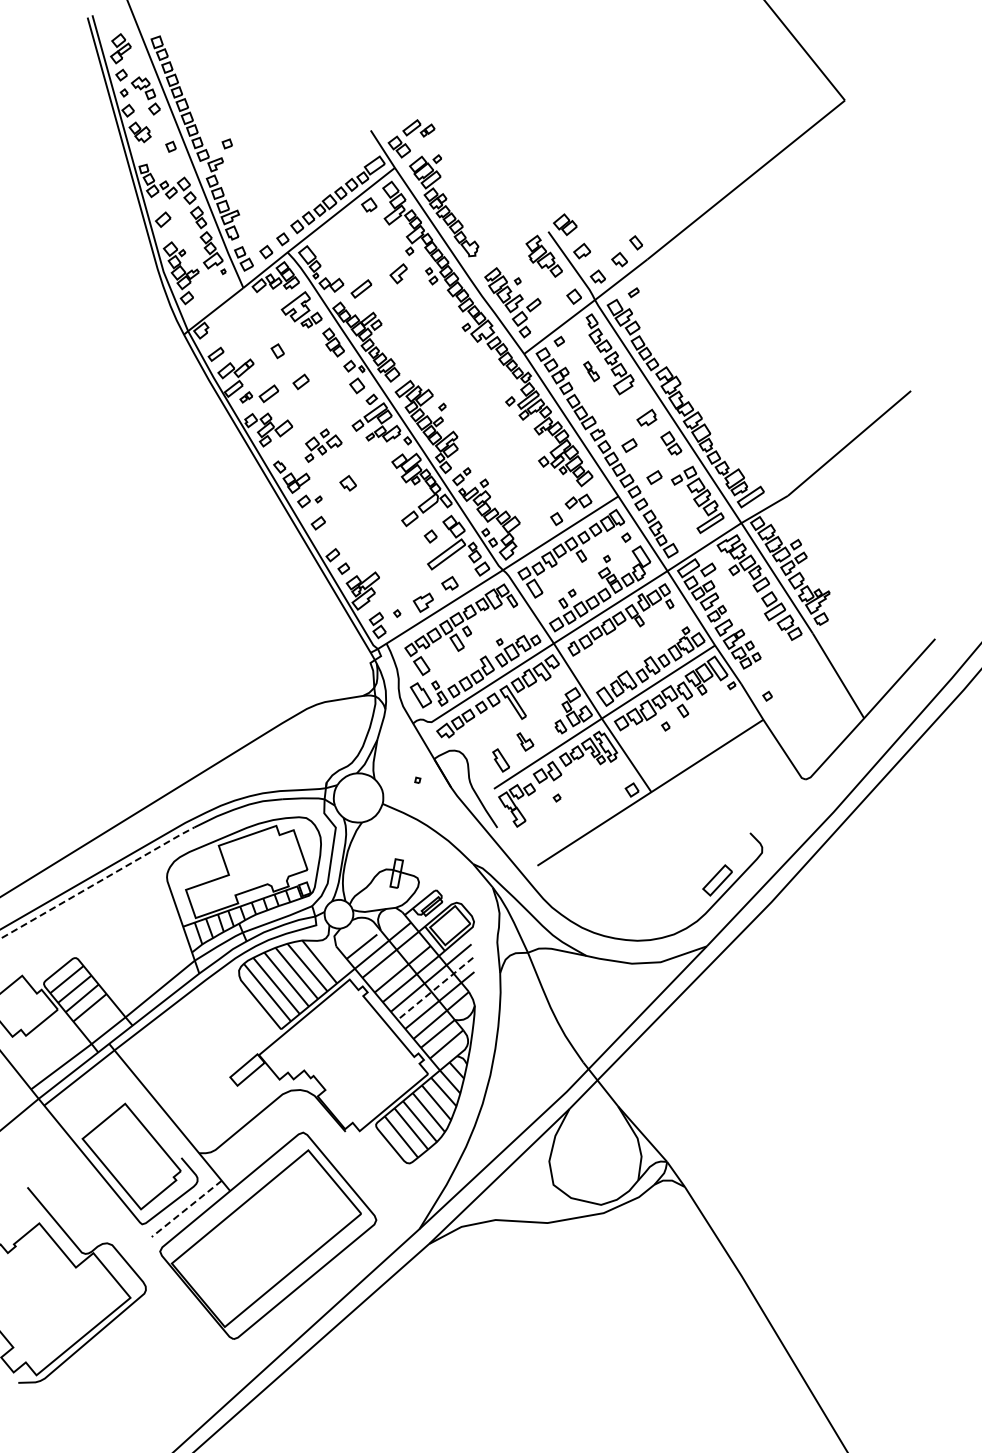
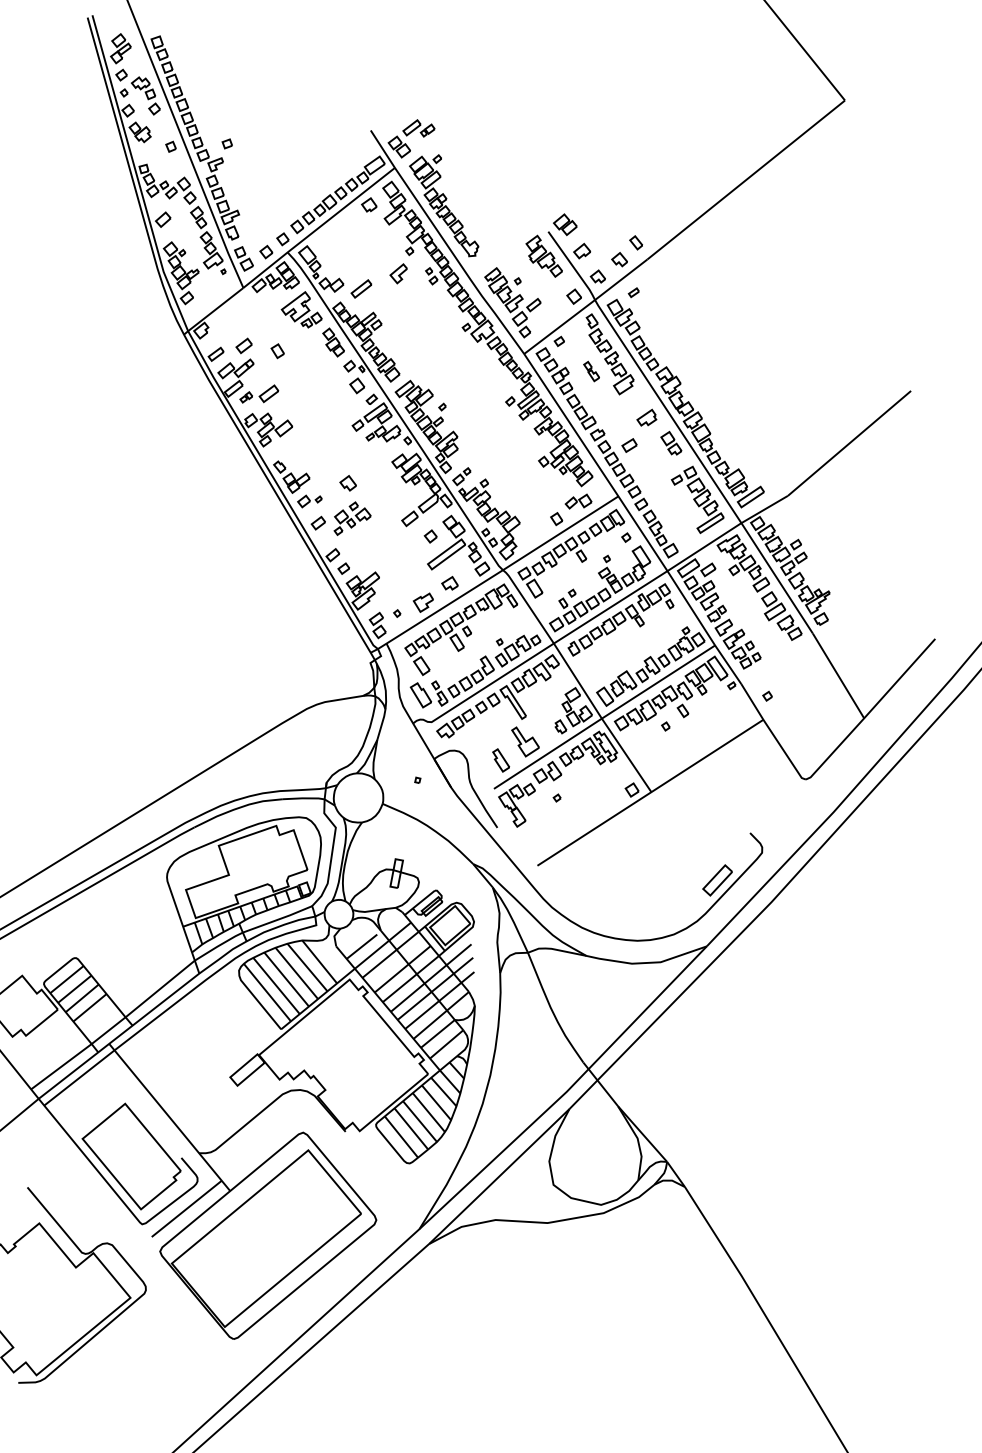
part position: (300, 381) -> (243, 345) (243, 345)
part position: (323, 445) -> (352, 518) (352, 518)
part: present -> none (654, 477)
part size: 19x20 px -> 29x32 px (525, 741)
line: dashed -> solid (97, 882)
line: dashed -> solid (435, 988)
line: dashed -> solid (186, 1208)
